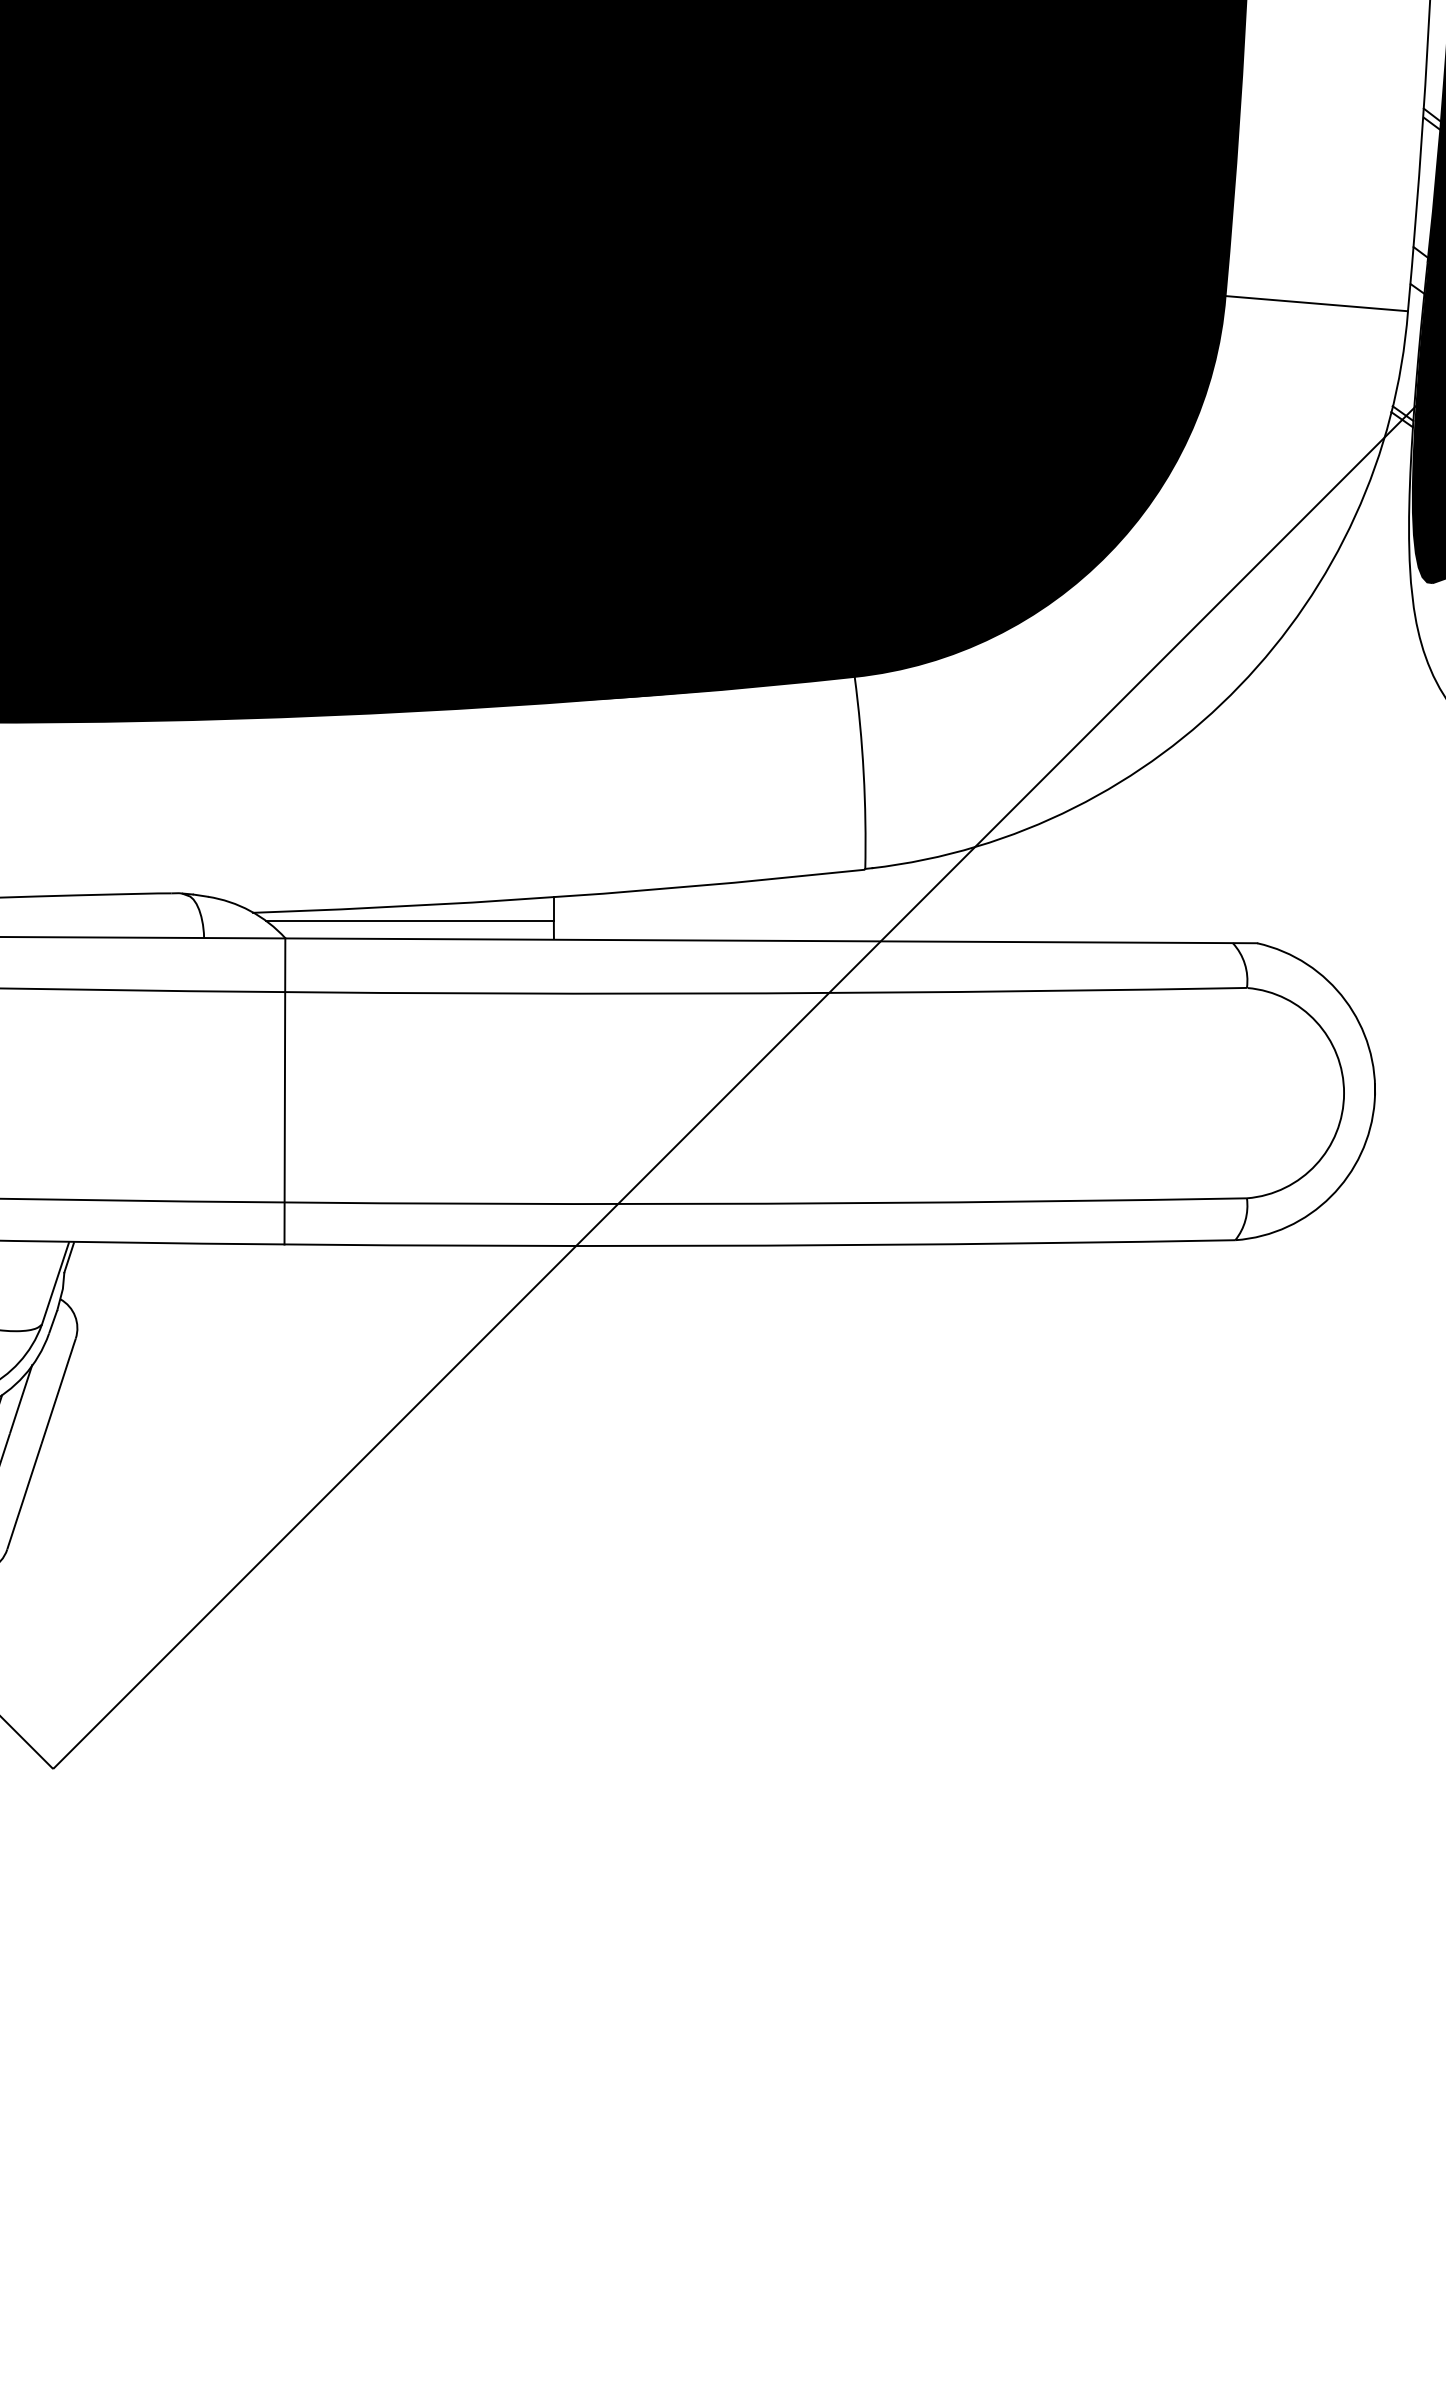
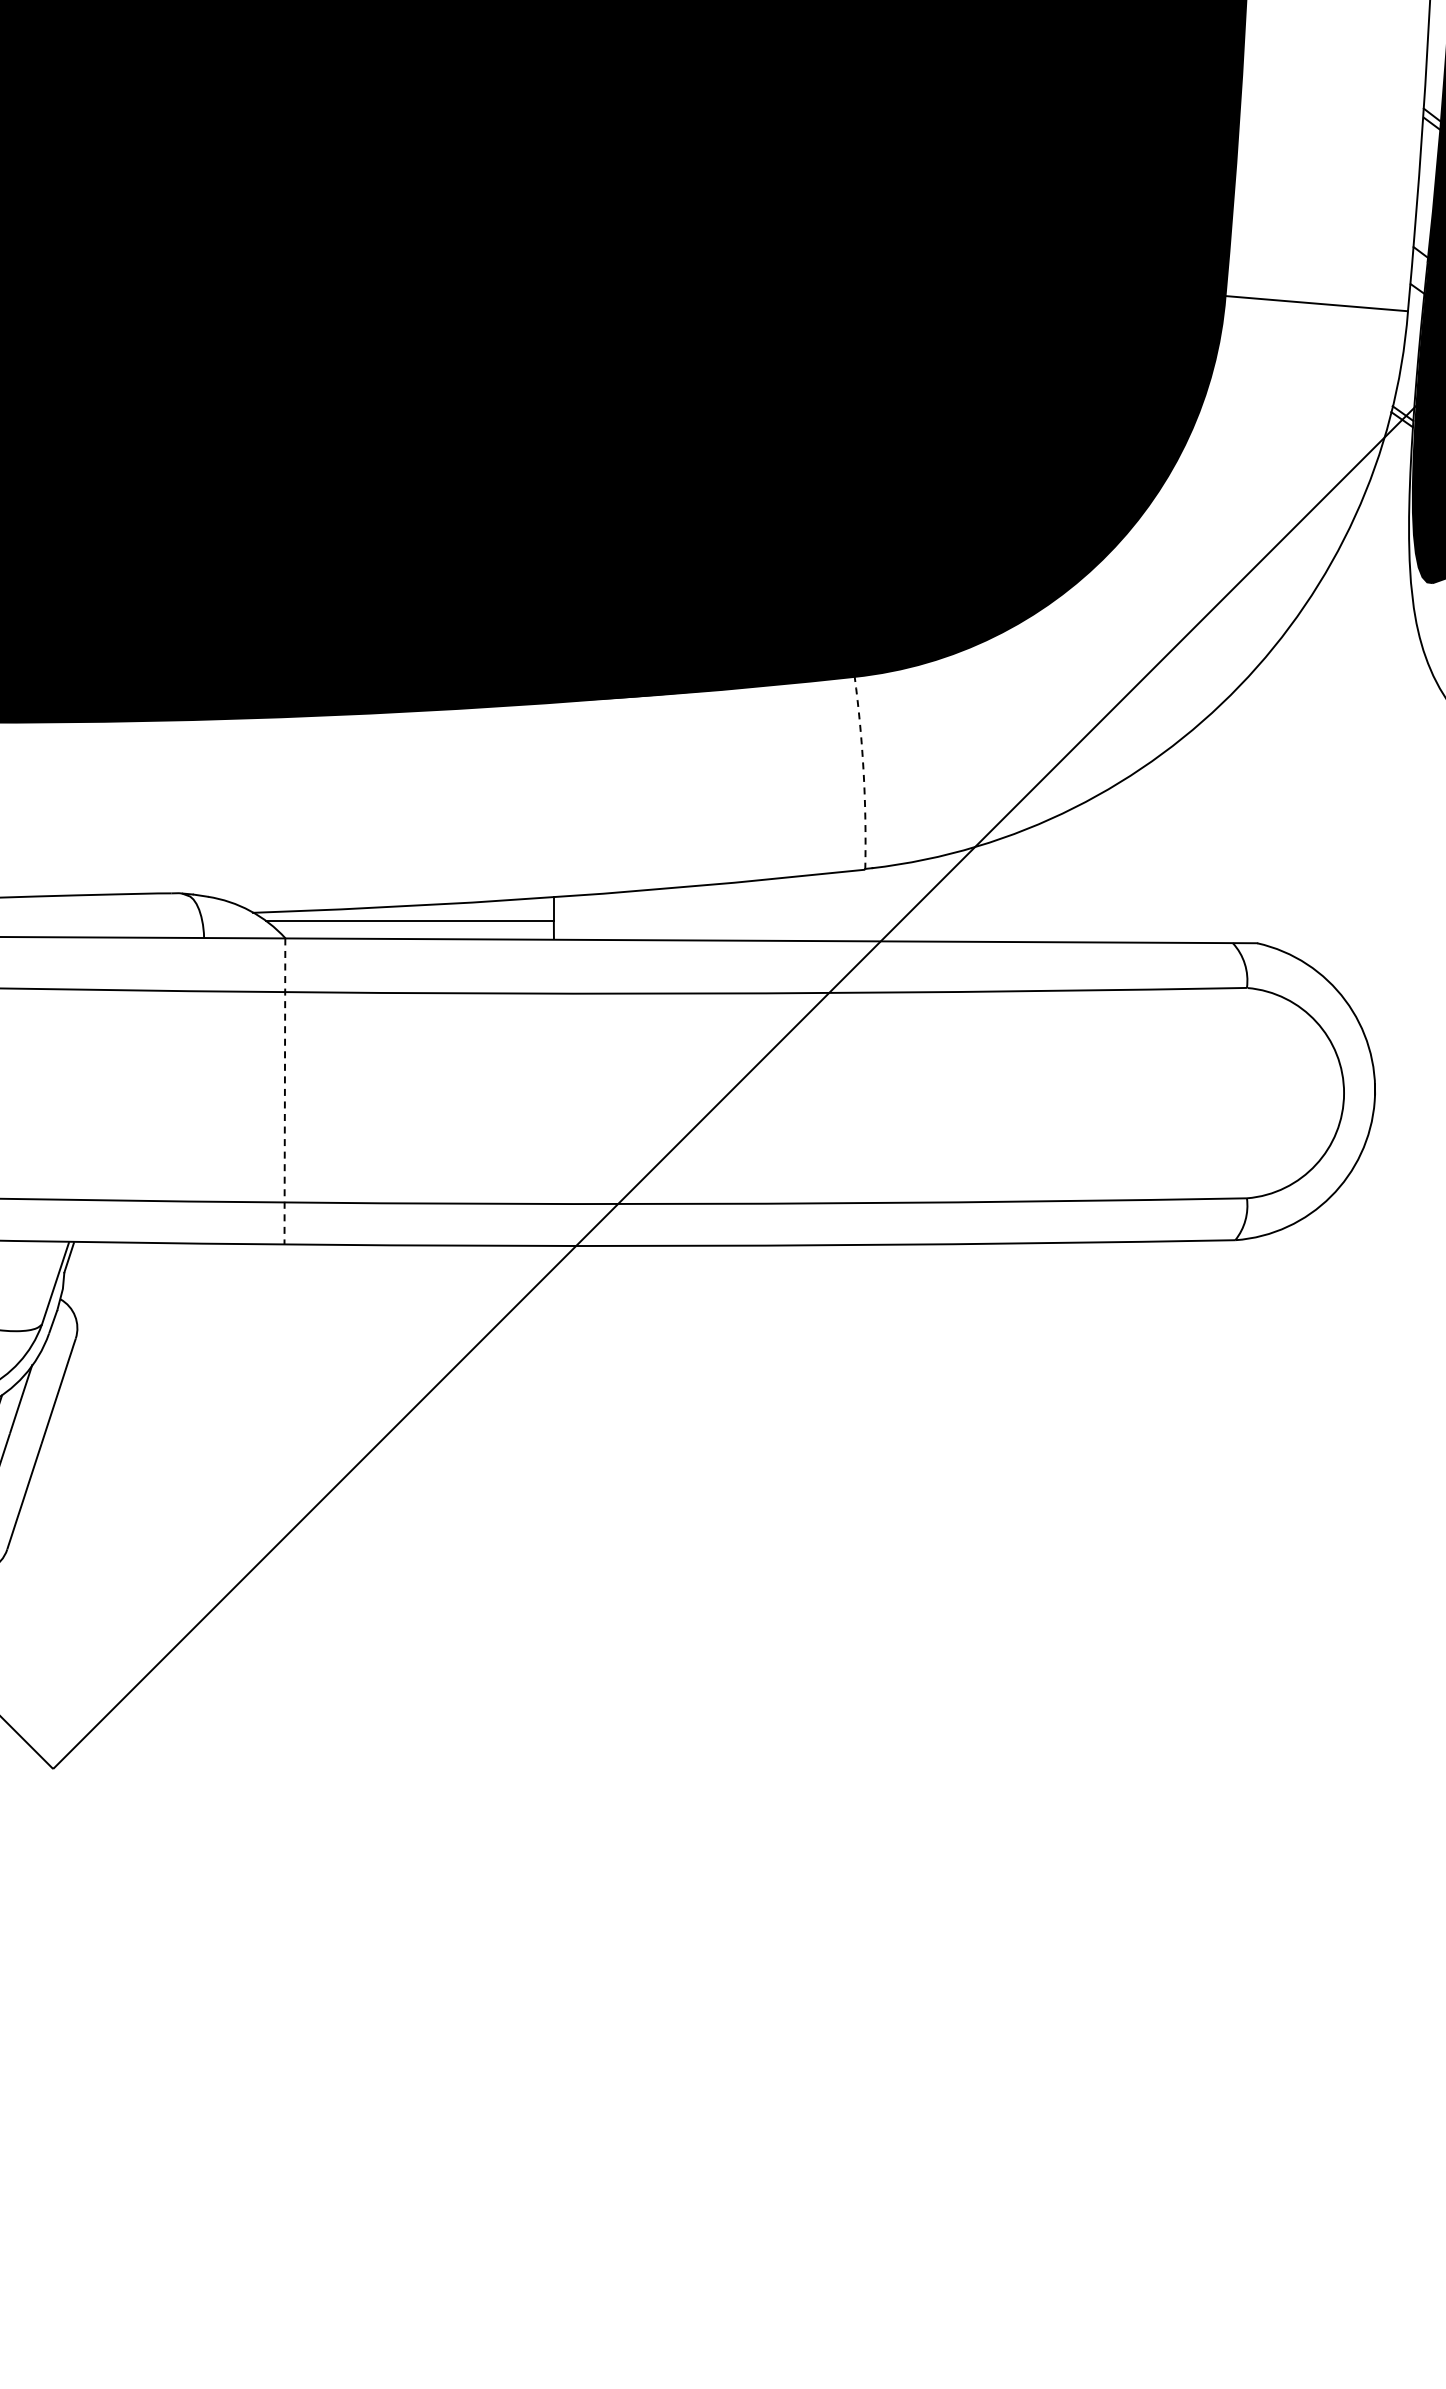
arc: solid -> dashed (863, 773)
line: solid -> dashed (284, 1091)
